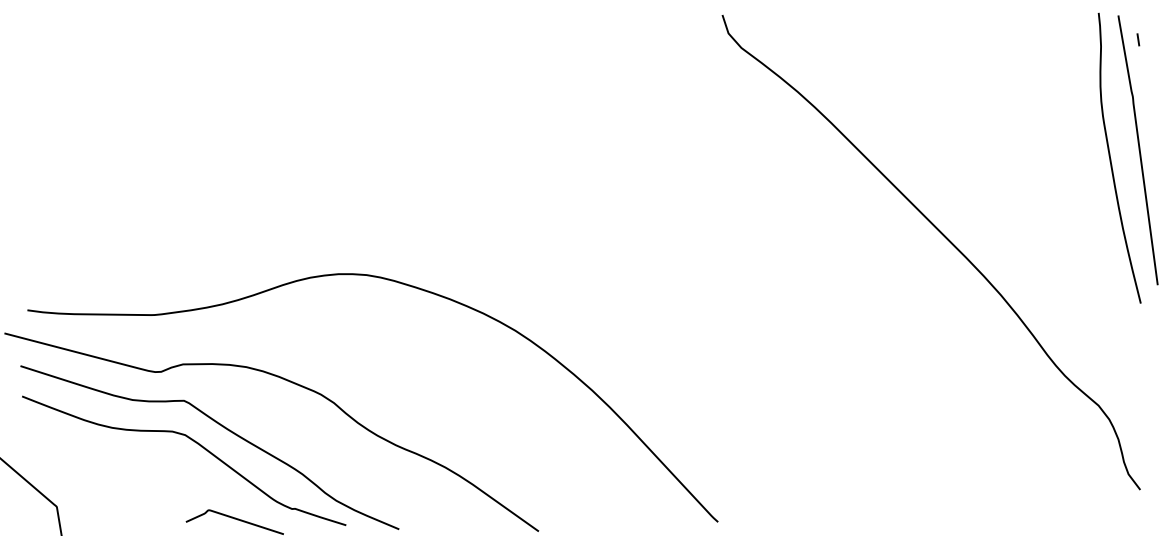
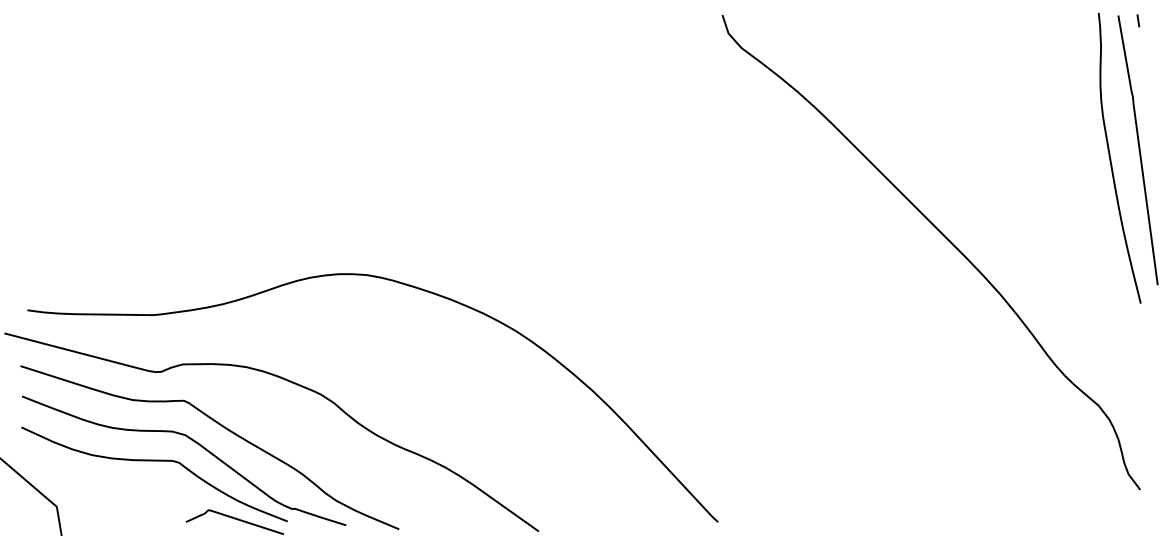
line position: (1138, 39) -> (1138, 20) (1138, 20)
curve: none -> present (154, 461)
